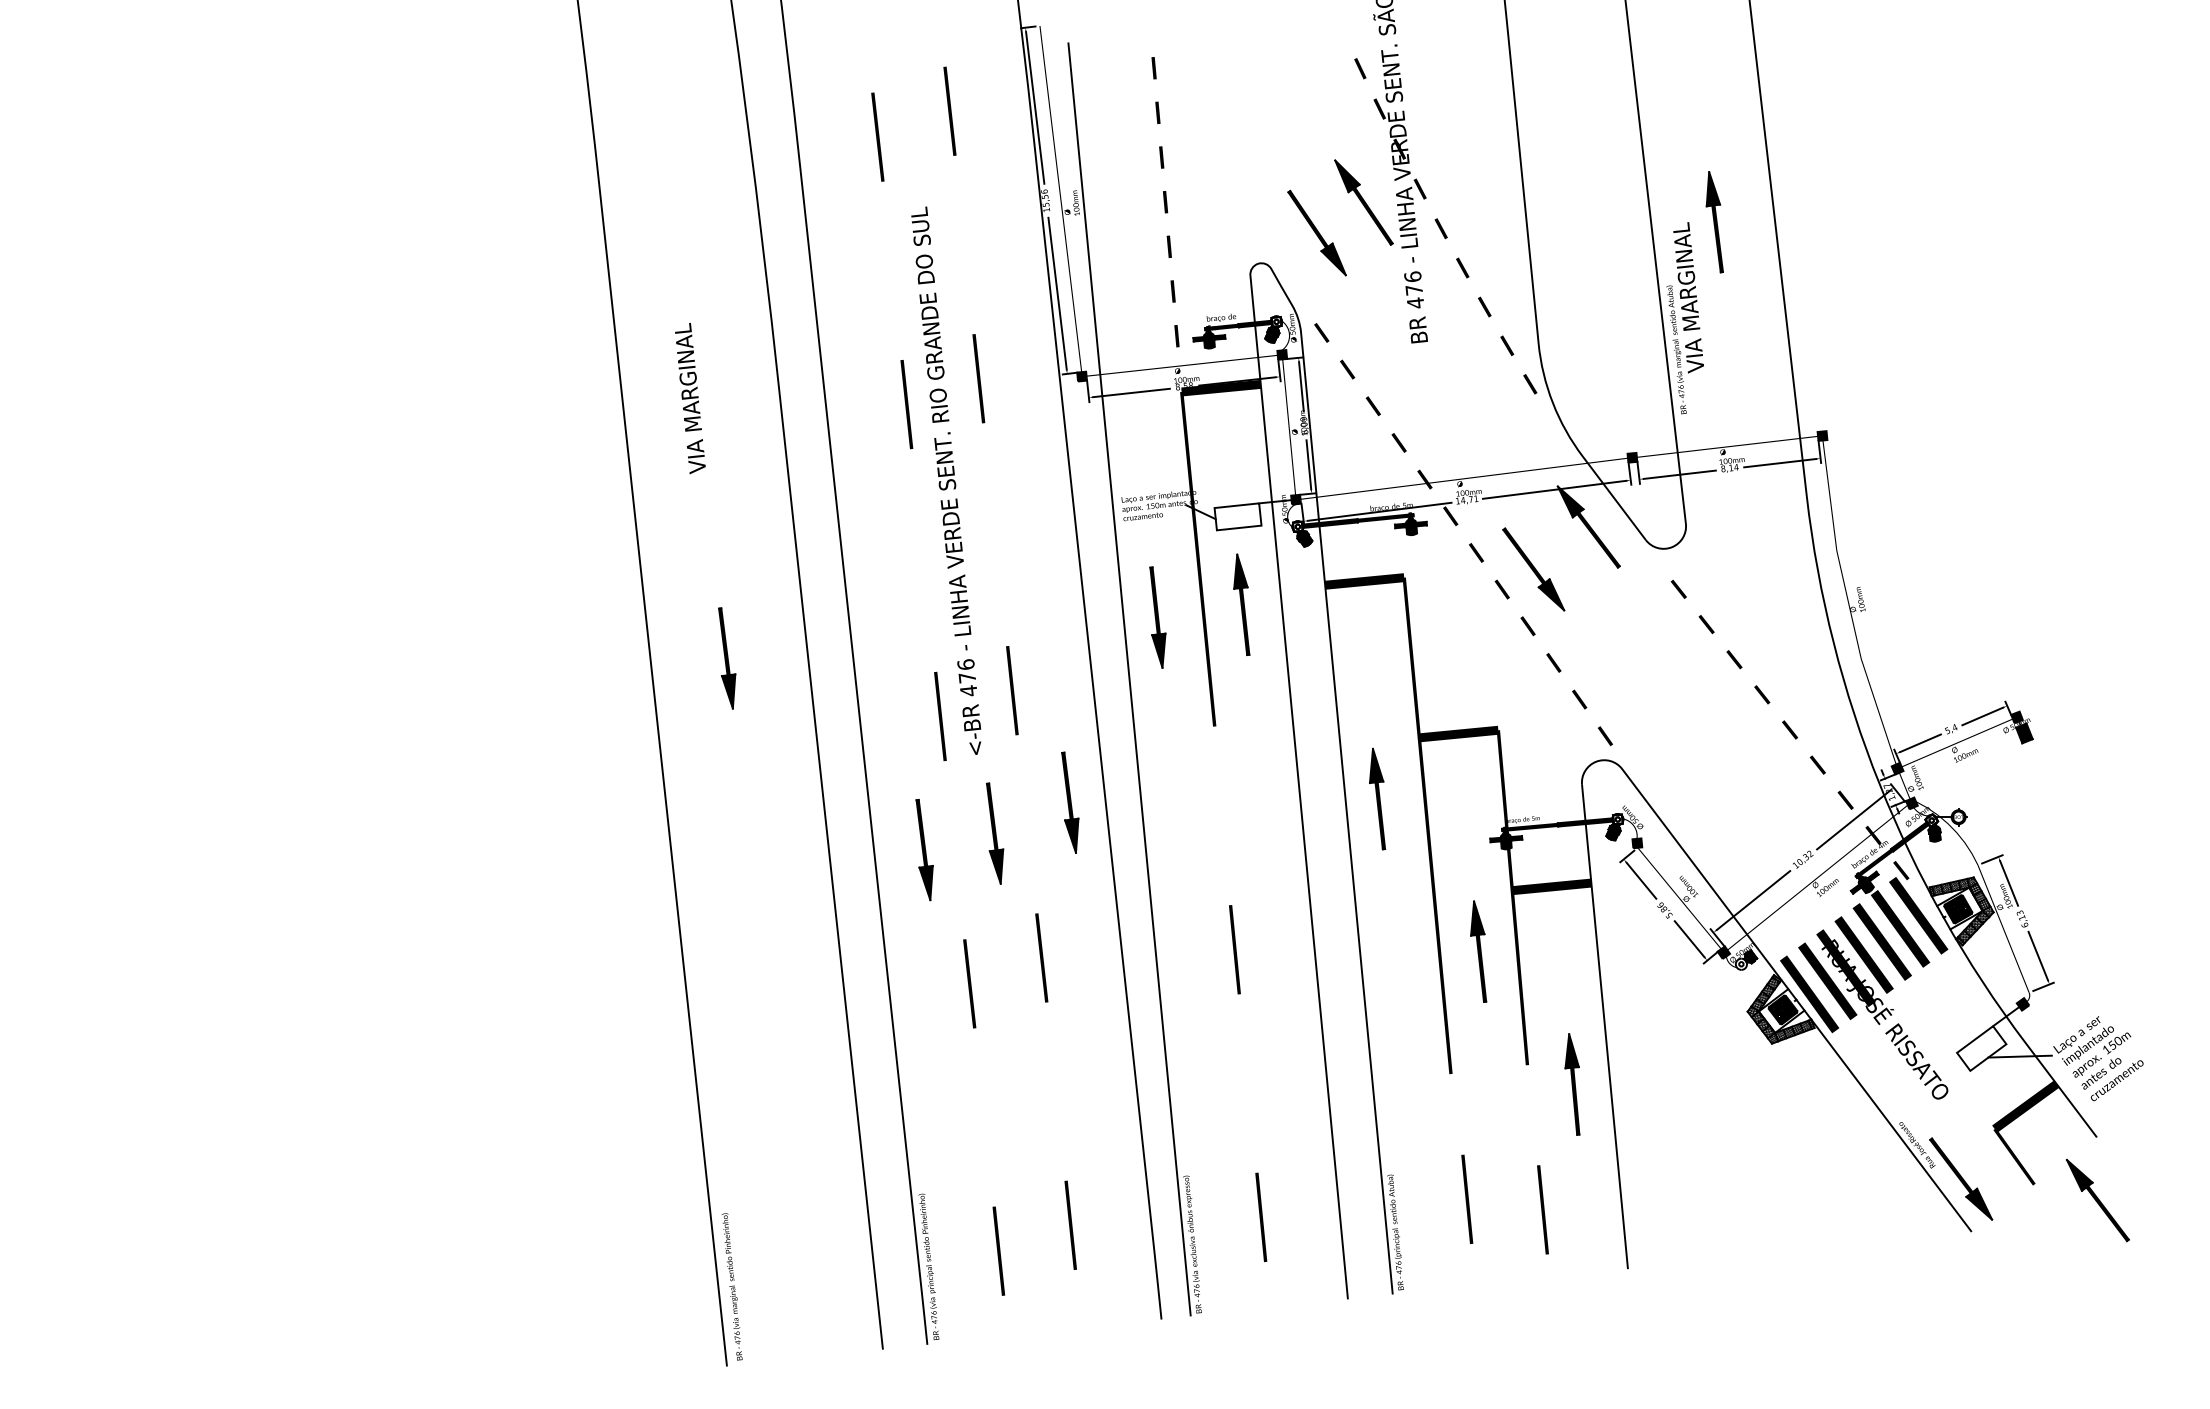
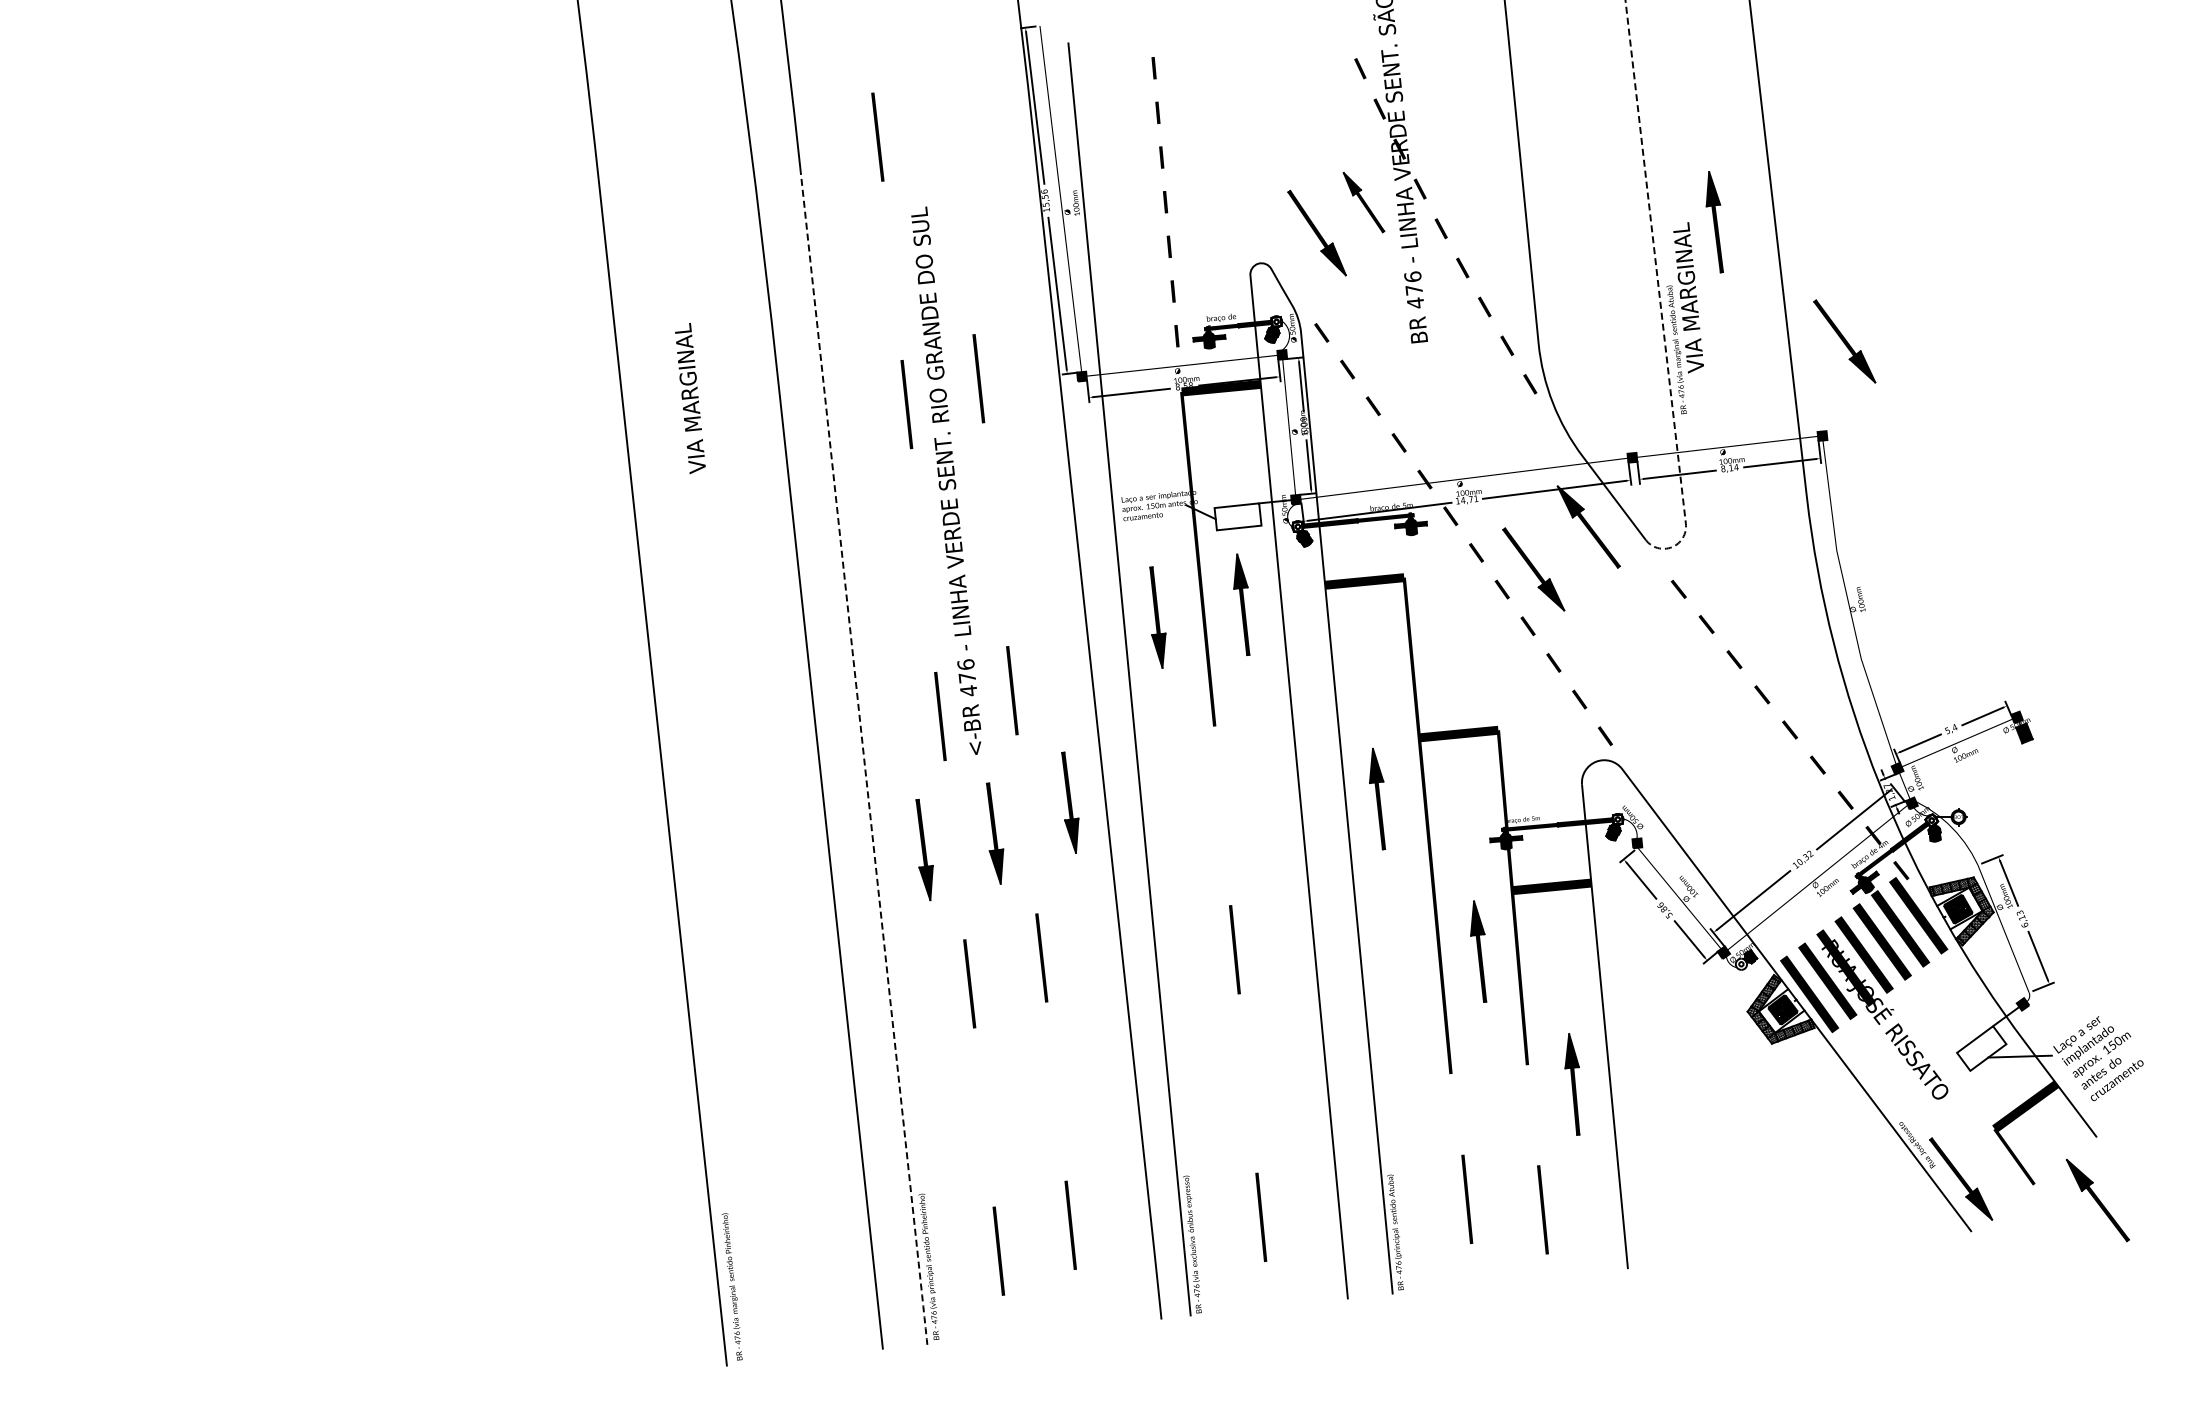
line: present -> none (949, 110)
part size: 60x87 px -> 44x62 px (1363, 202)
line: solid -> dashed (1660, 301)
part: none -> present (1844, 341)
part: present -> none (727, 658)
line: solid -> dashed (864, 758)
